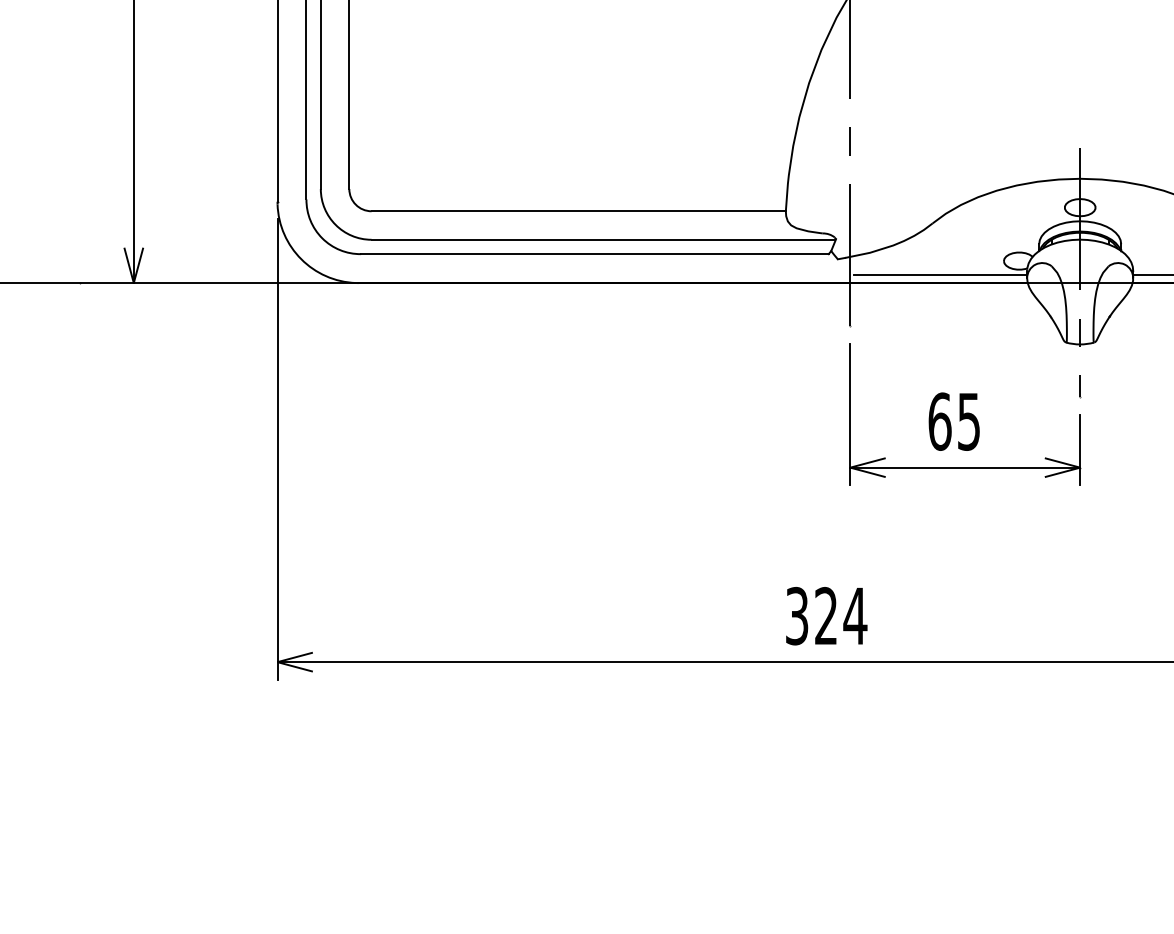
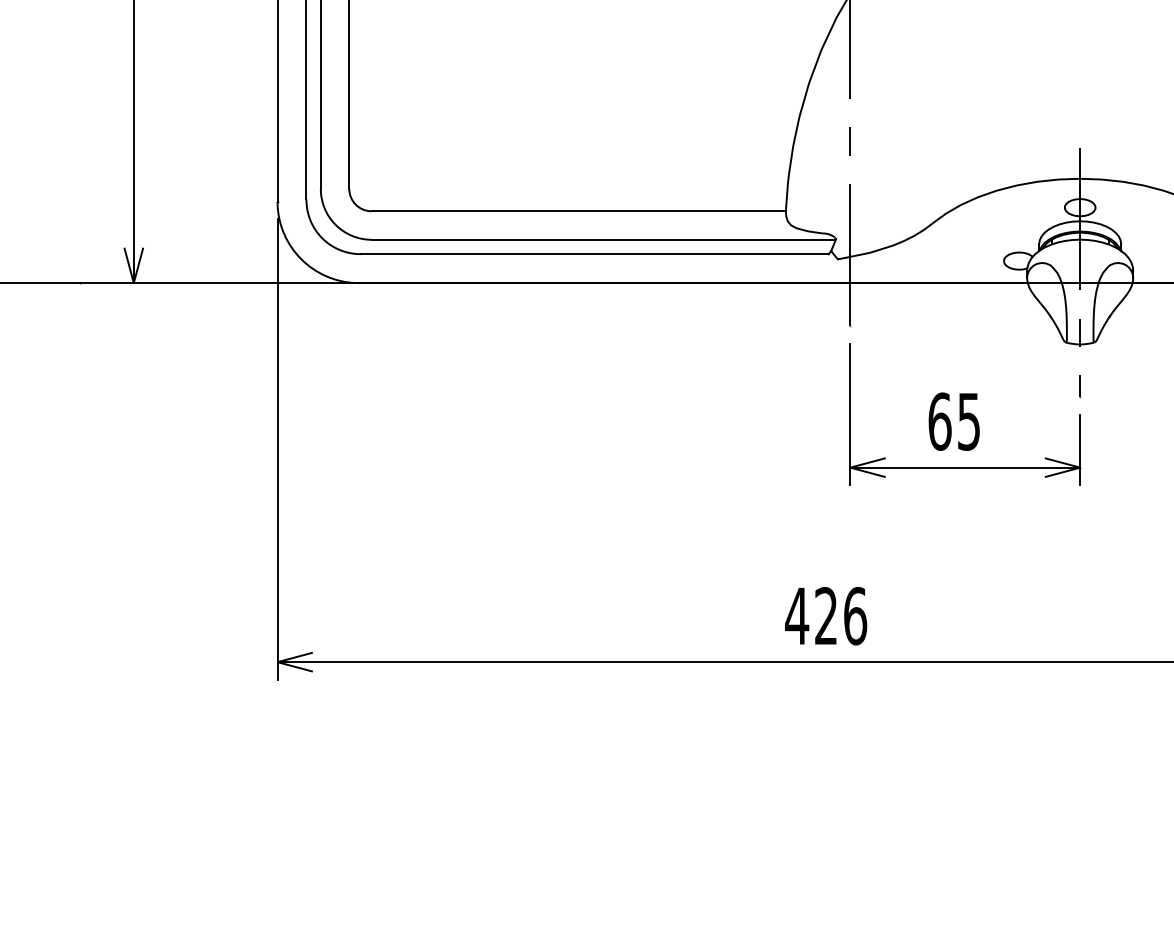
line: present -> none (940, 275)
line: present -> none (1151, 275)
text: 324 -> 426 (826, 615)
